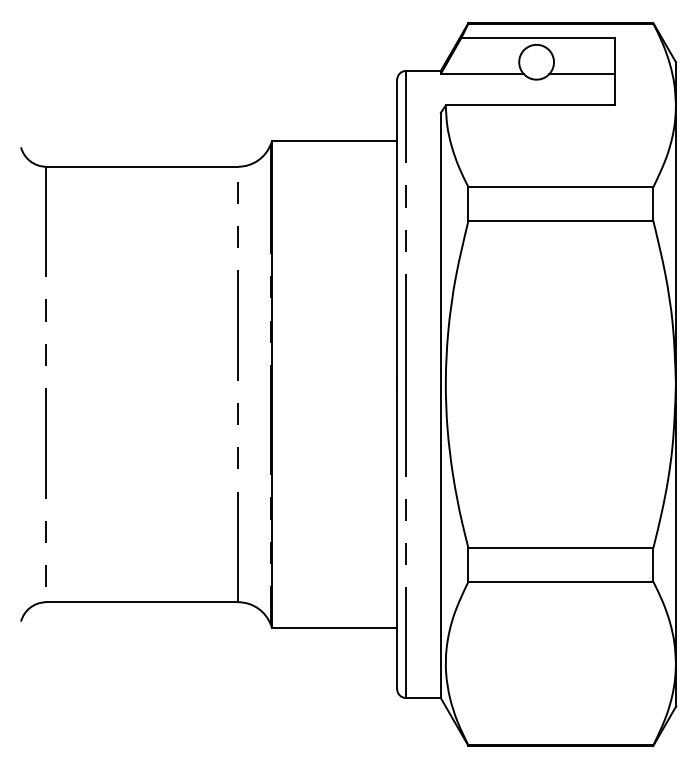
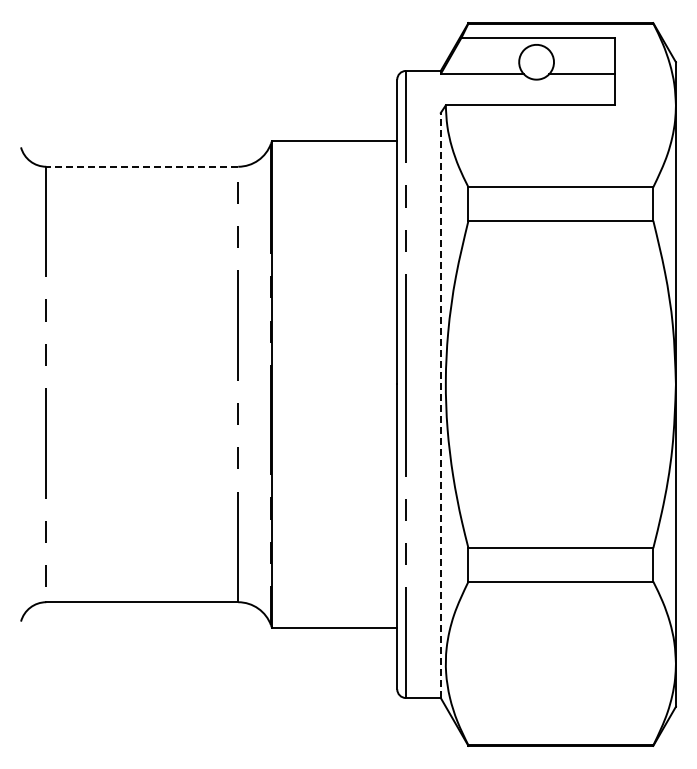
line: solid -> dashed (142, 166)
line: solid -> dashed (440, 405)
